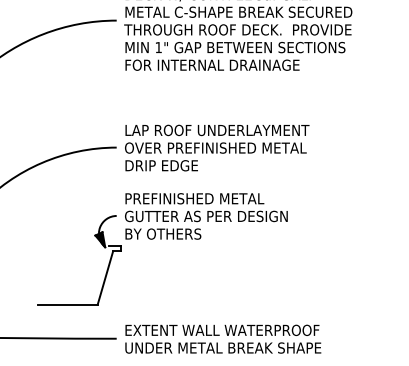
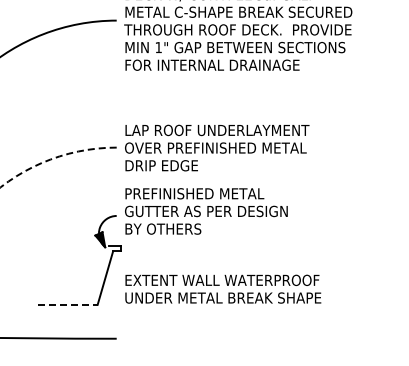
arc: solid -> dashed (54, 158)
text position: (206, 216) -> (206, 211) (206, 211)
line: solid -> dashed (68, 304)
text position: (223, 338) -> (223, 288) (223, 288)
